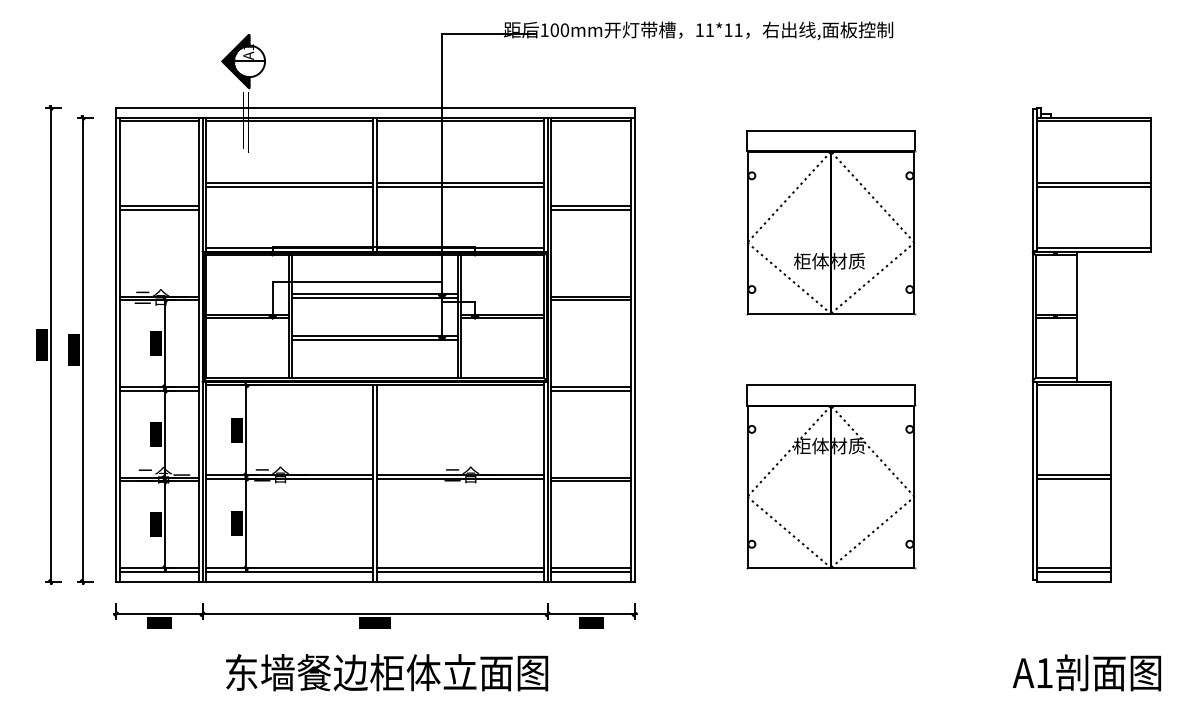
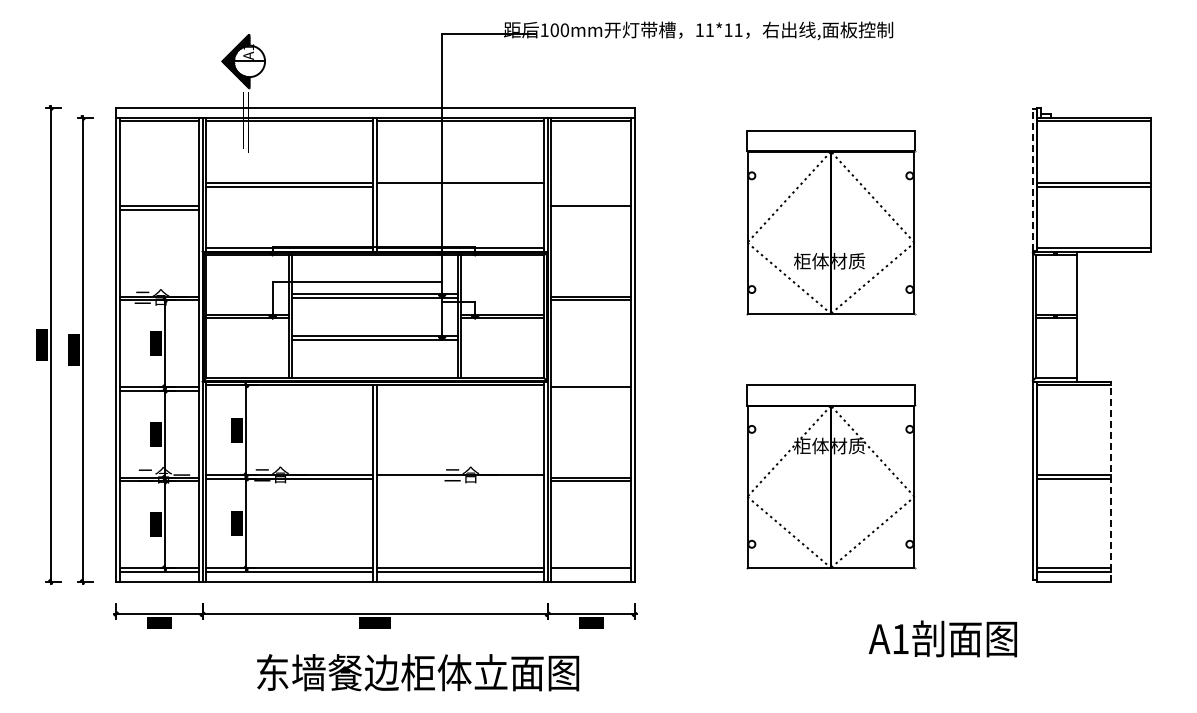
line: solid -> dashed (1032, 179)
line: present -> none (460, 186)
line: present -> none (591, 209)
line: present -> none (591, 390)
line: present -> none (460, 478)
line: solid -> dashed (1110, 481)
line: present -> none (591, 571)
text position: (387, 672) -> (418, 672) (418, 672)
text position: (1086, 672) -> (942, 638) (942, 638)
